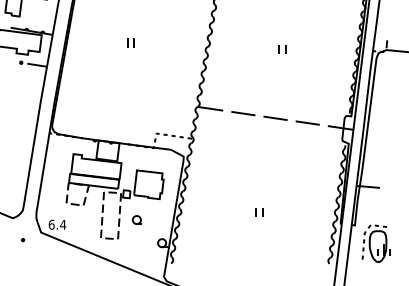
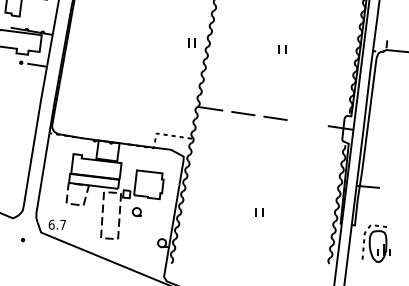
part position: (130, 42) -> (191, 42) (191, 42)
line: present -> none (307, 122)
part position: (136, 219) -> (136, 211) (136, 211)
text: 6.4 -> 6.7 (63, 224)
